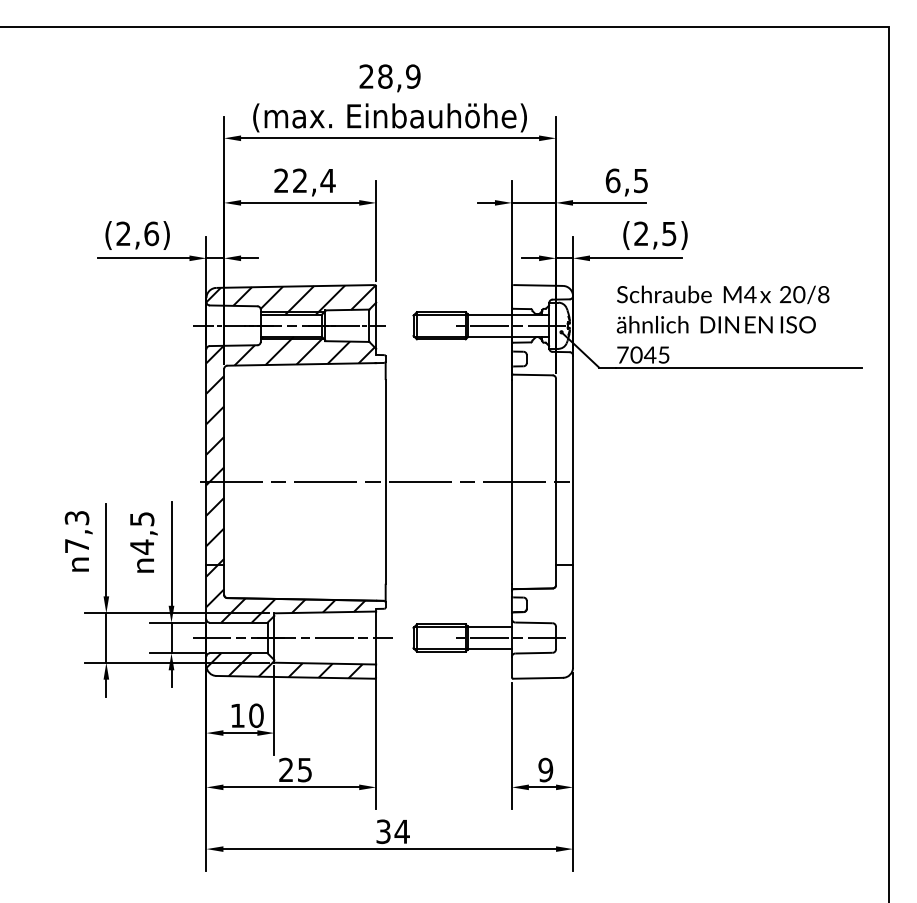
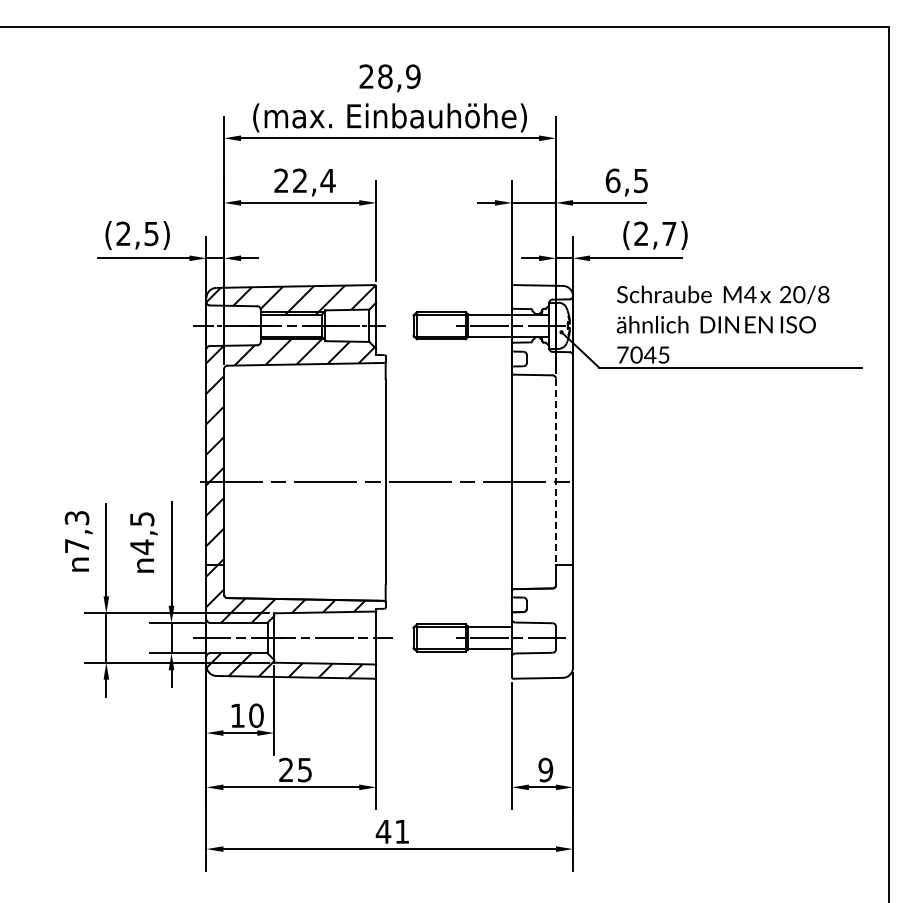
text: (2,6) -> (2,5) (151, 233)
text: (2,5) -> (2,7) (669, 234)
line: solid -> dashed (556, 472)
text: 34 -> 41 (392, 831)
